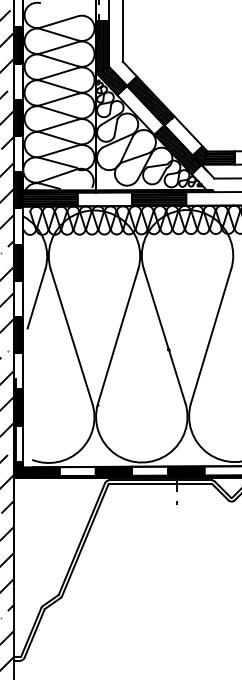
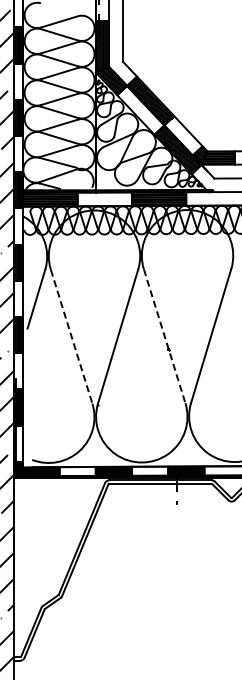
line: solid -> dashed (164, 336)
line: solid -> dashed (71, 337)
